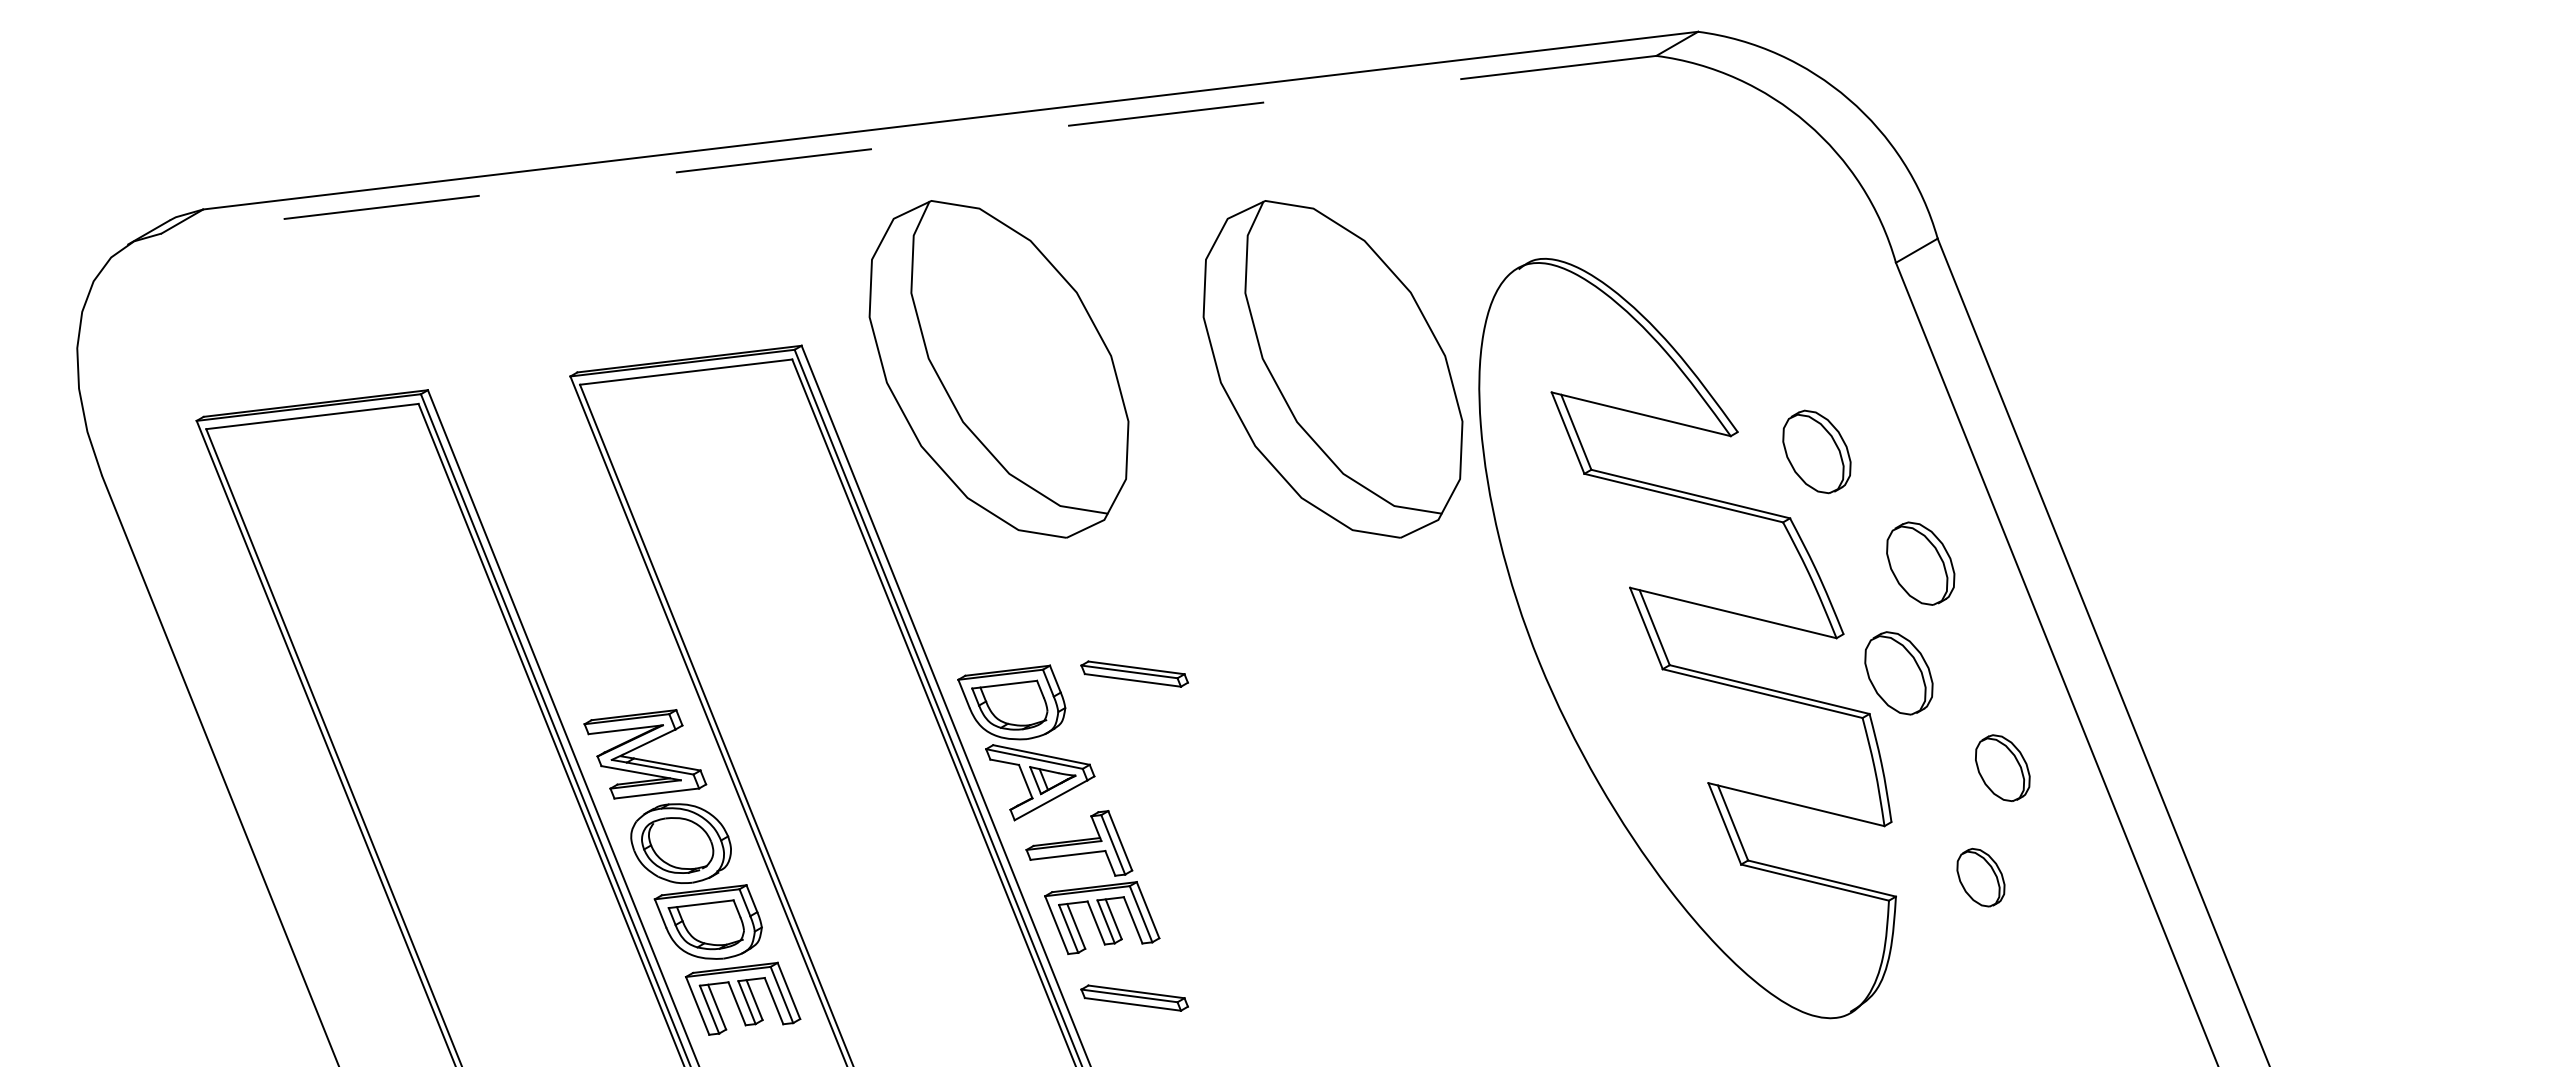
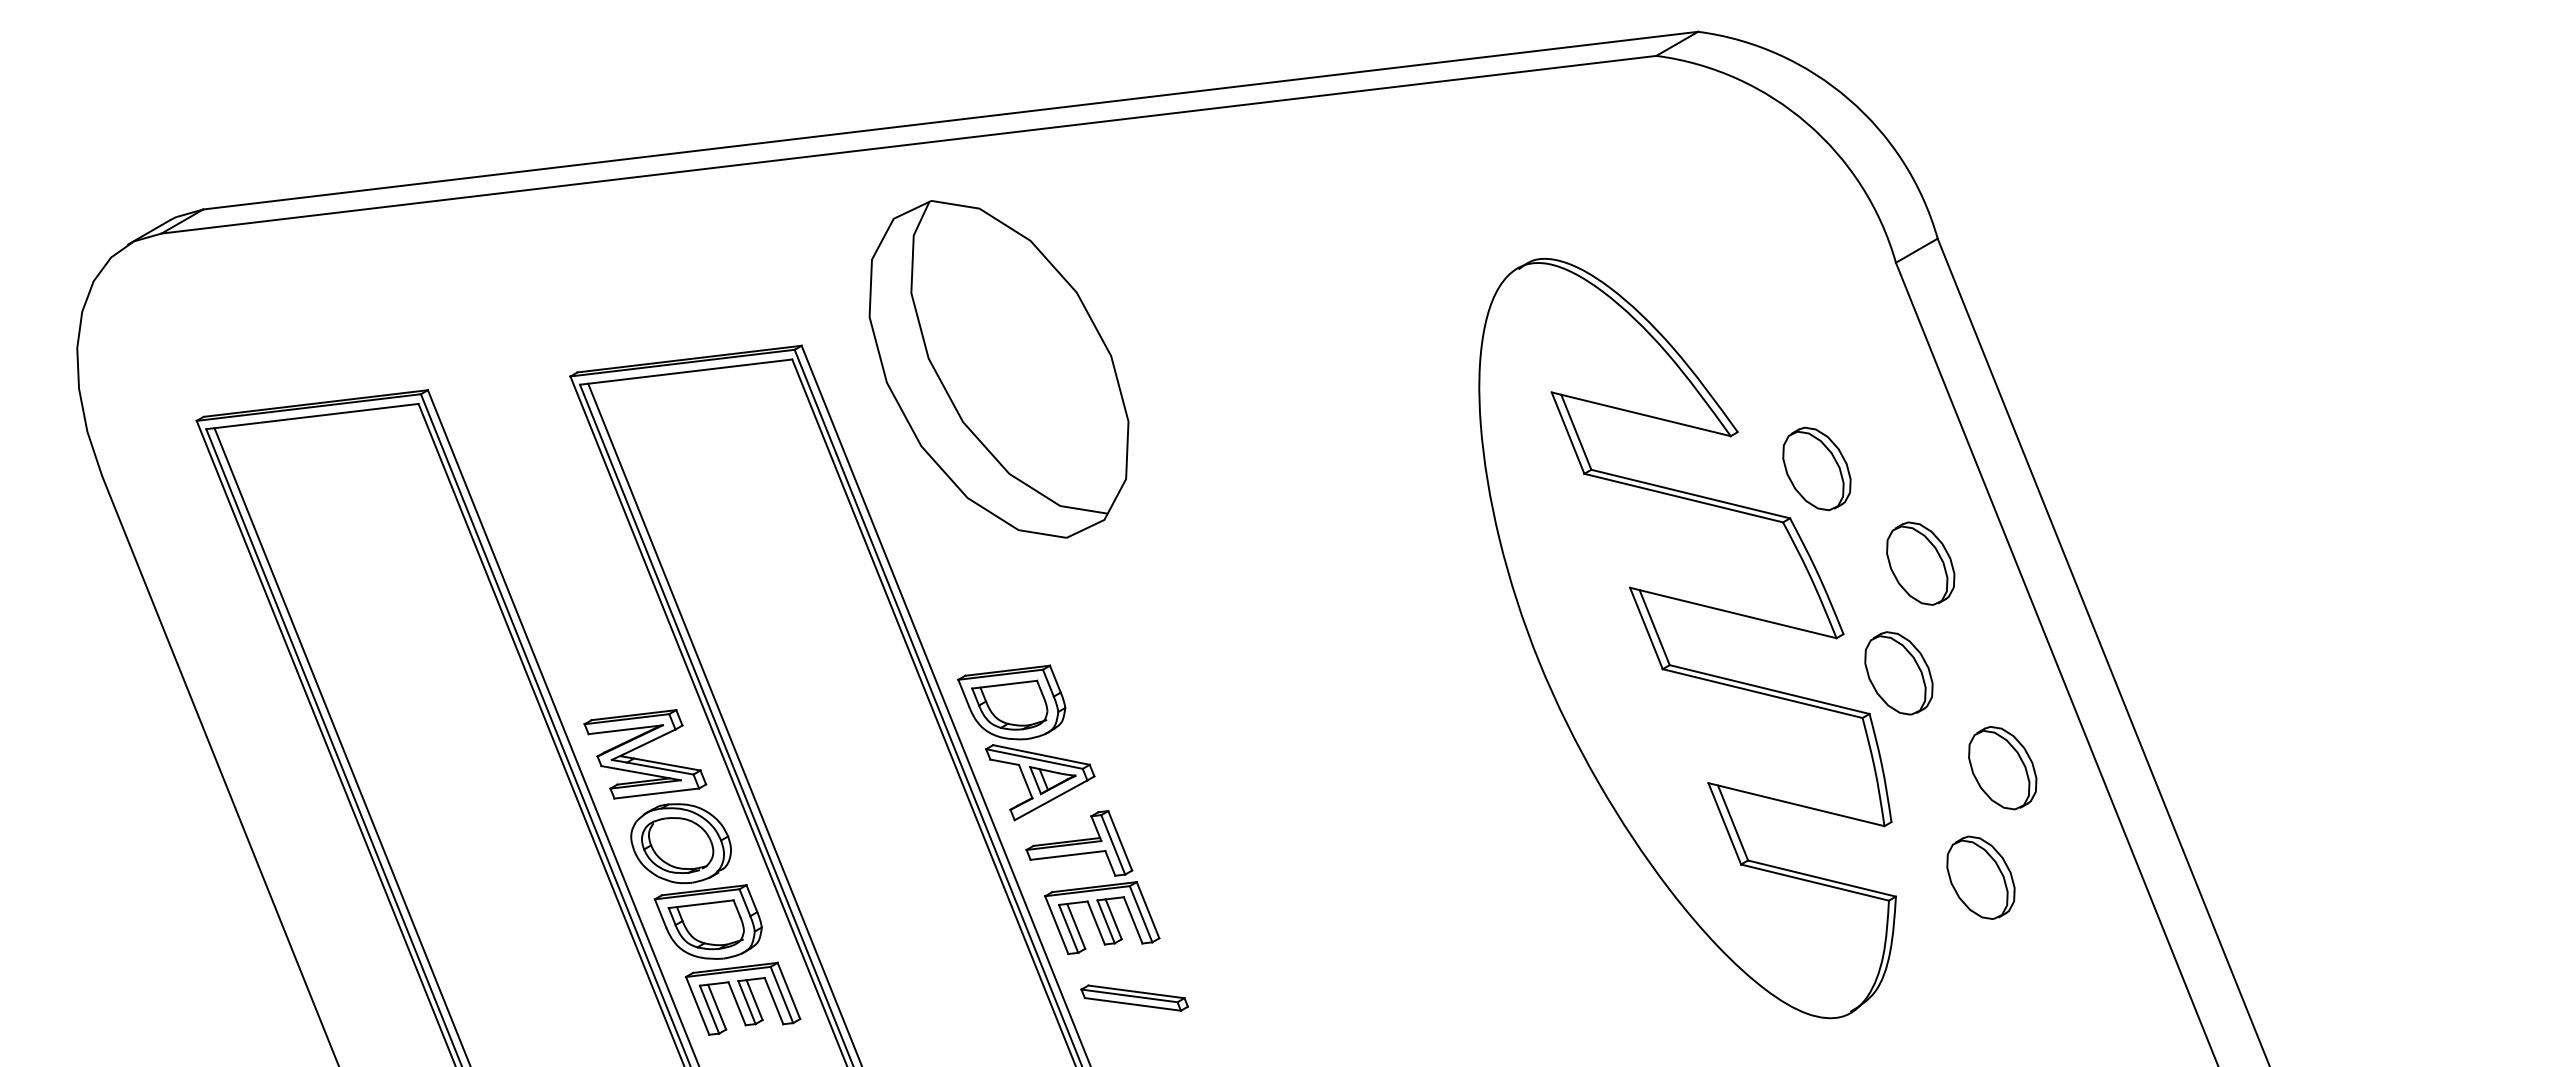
line: dashed -> solid (908, 144)
part: present -> none (1332, 369)
part position: (1816, 451) -> (1816, 468) (1816, 468)
part: present -> none (1134, 673)
line: none -> present (724, 723)
line: none -> present (341, 745)
part size: 56x68 px -> 70x85 px (2002, 768)
part size: 50x60 px -> 70x85 px (1980, 877)
